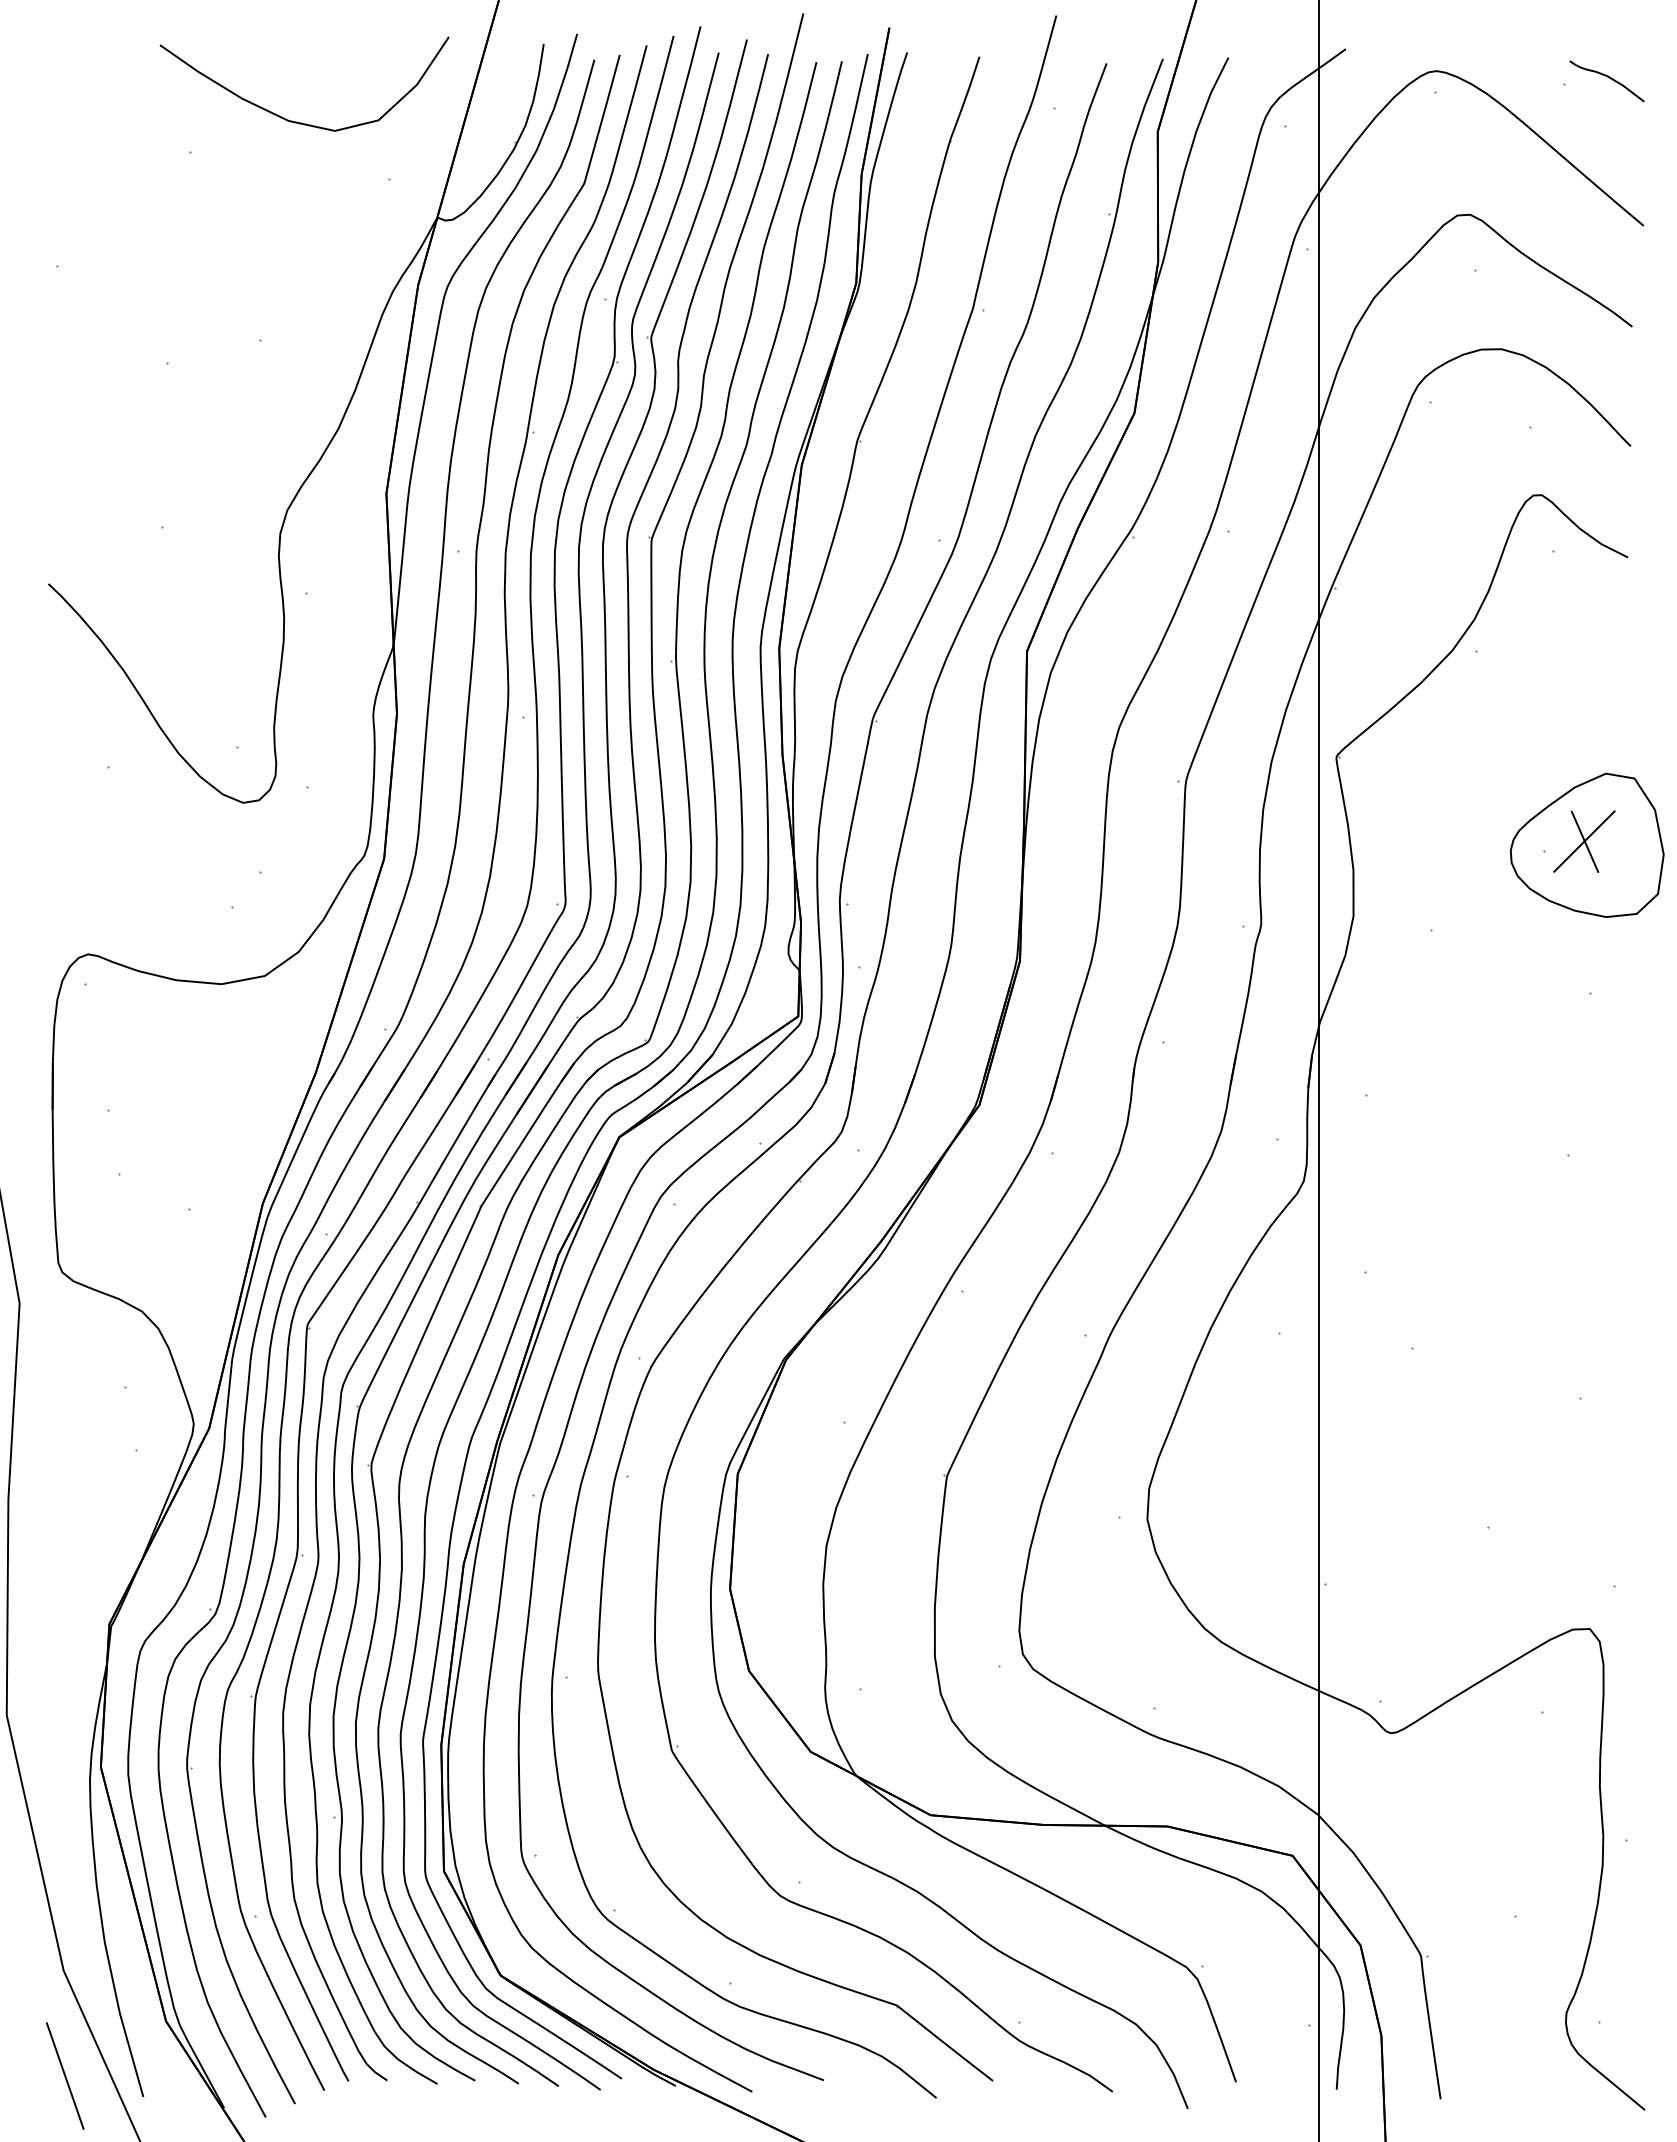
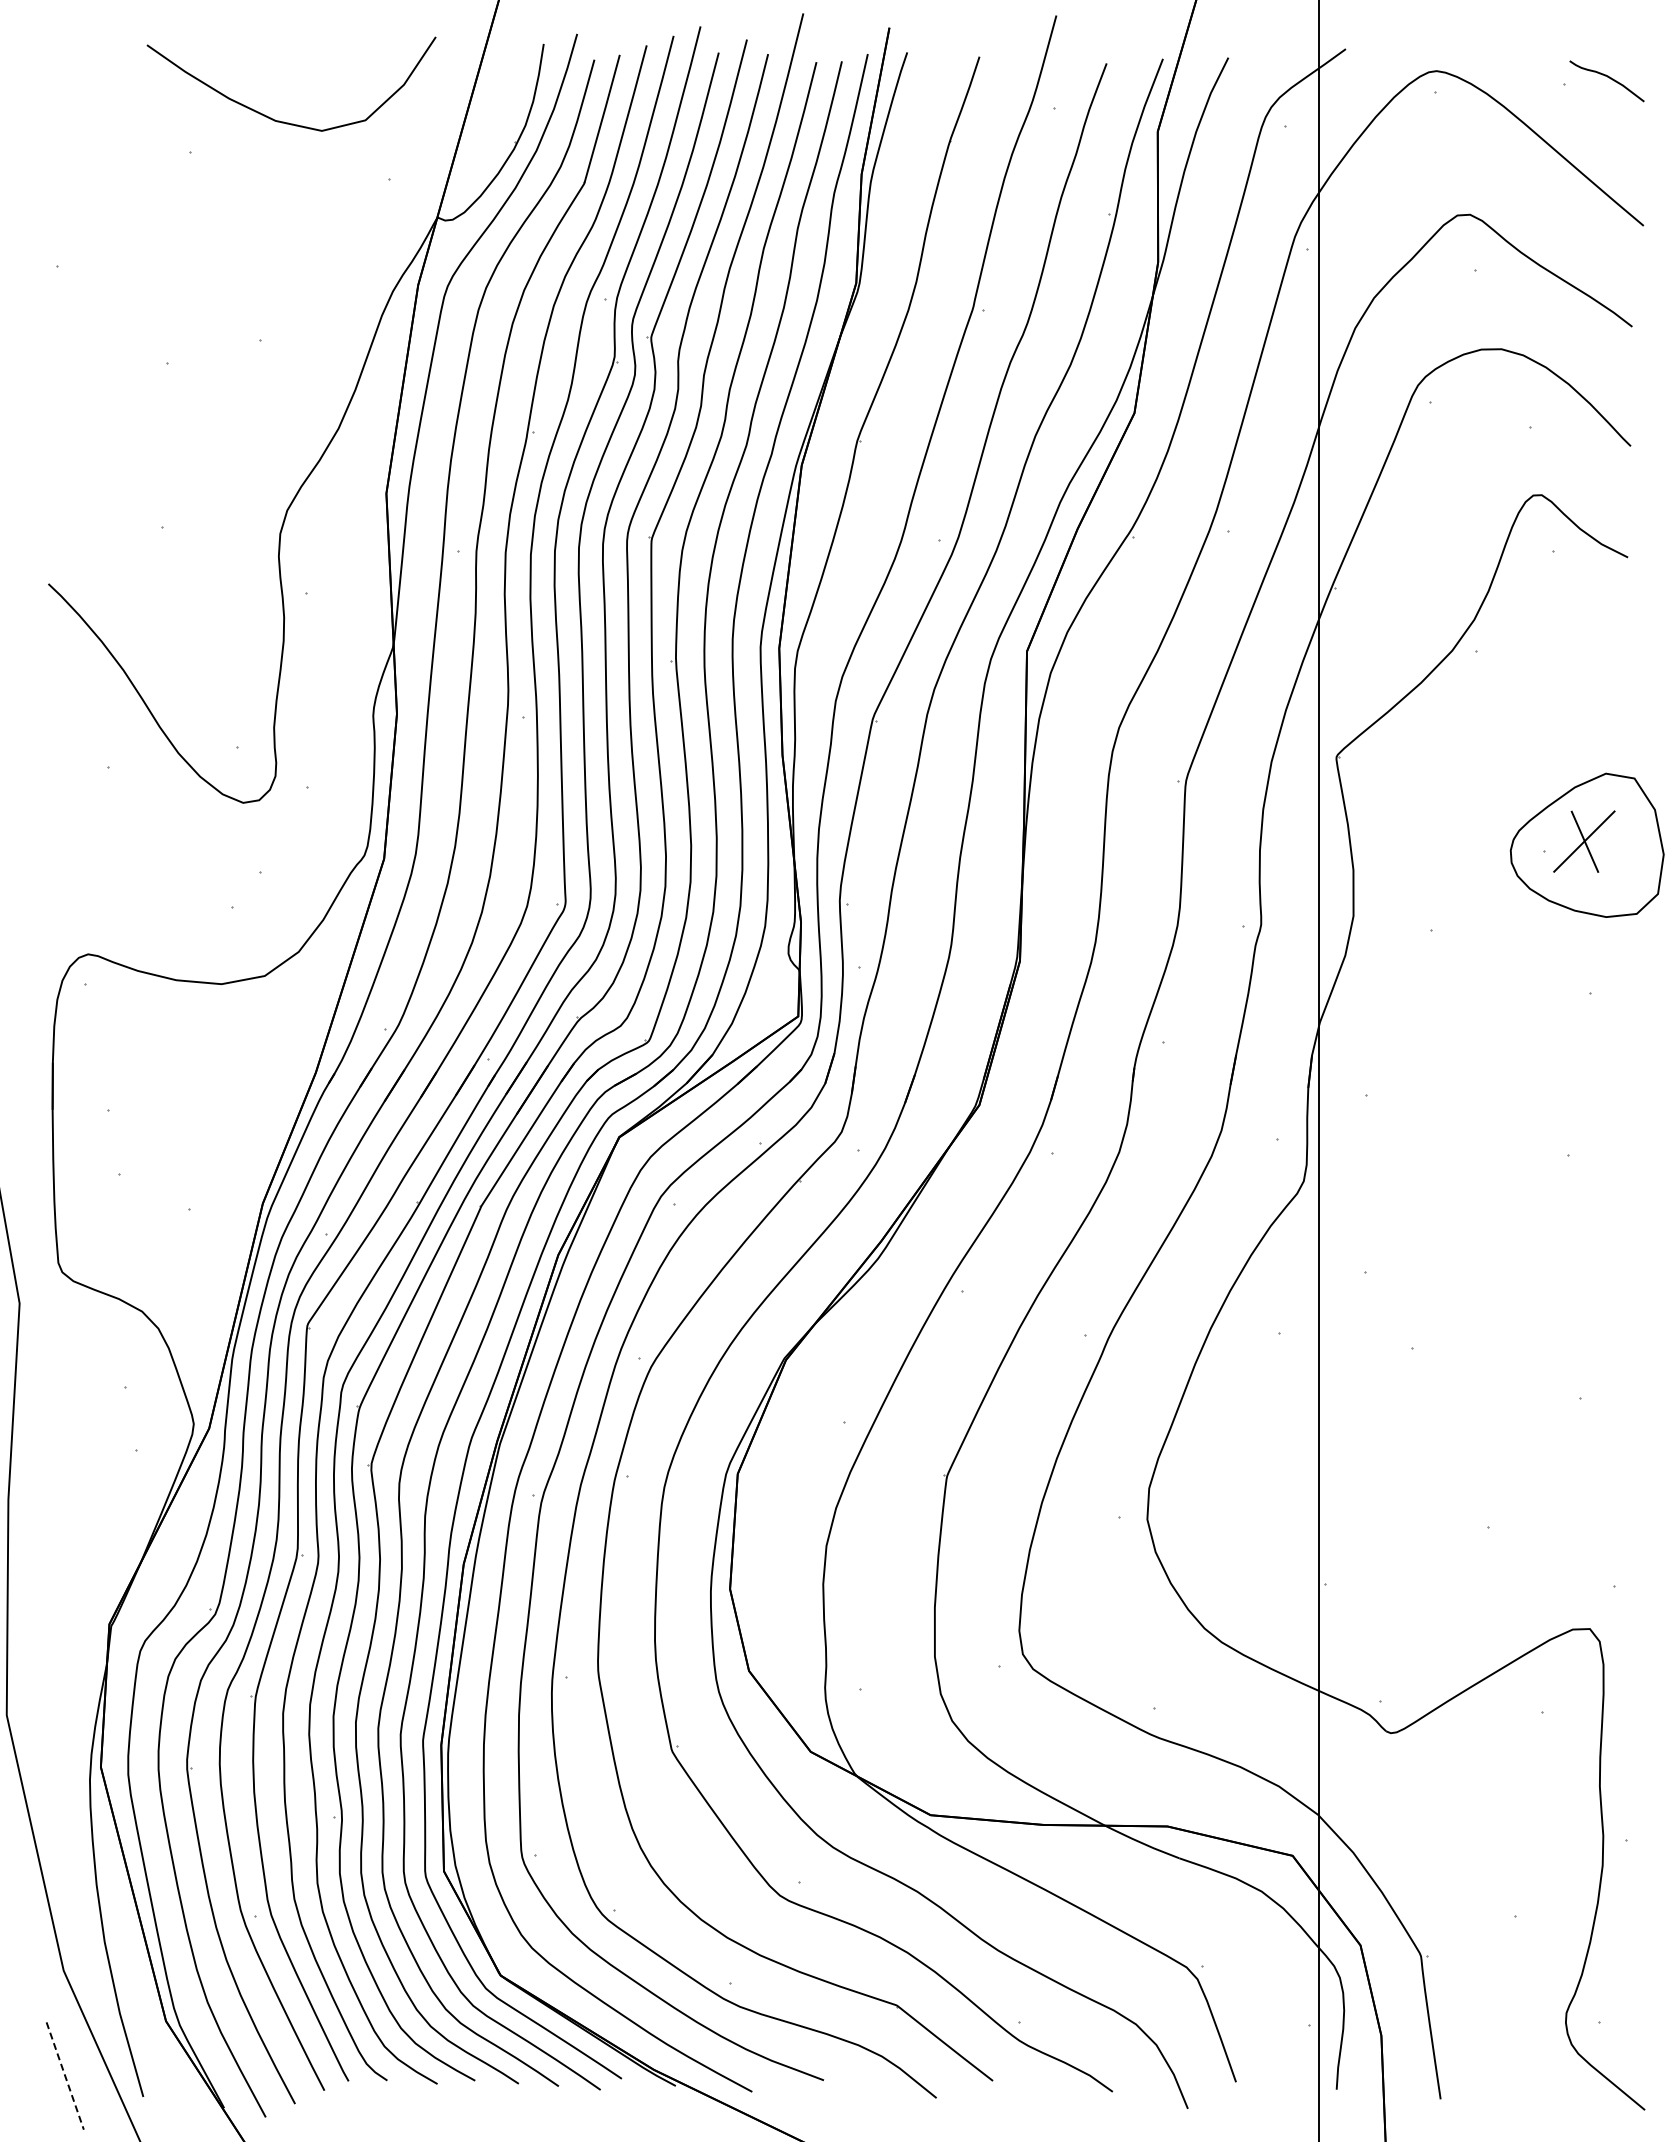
curve position: (297, 121) -> (284, 121) (284, 121)
line: solid -> dashed (65, 2076)
